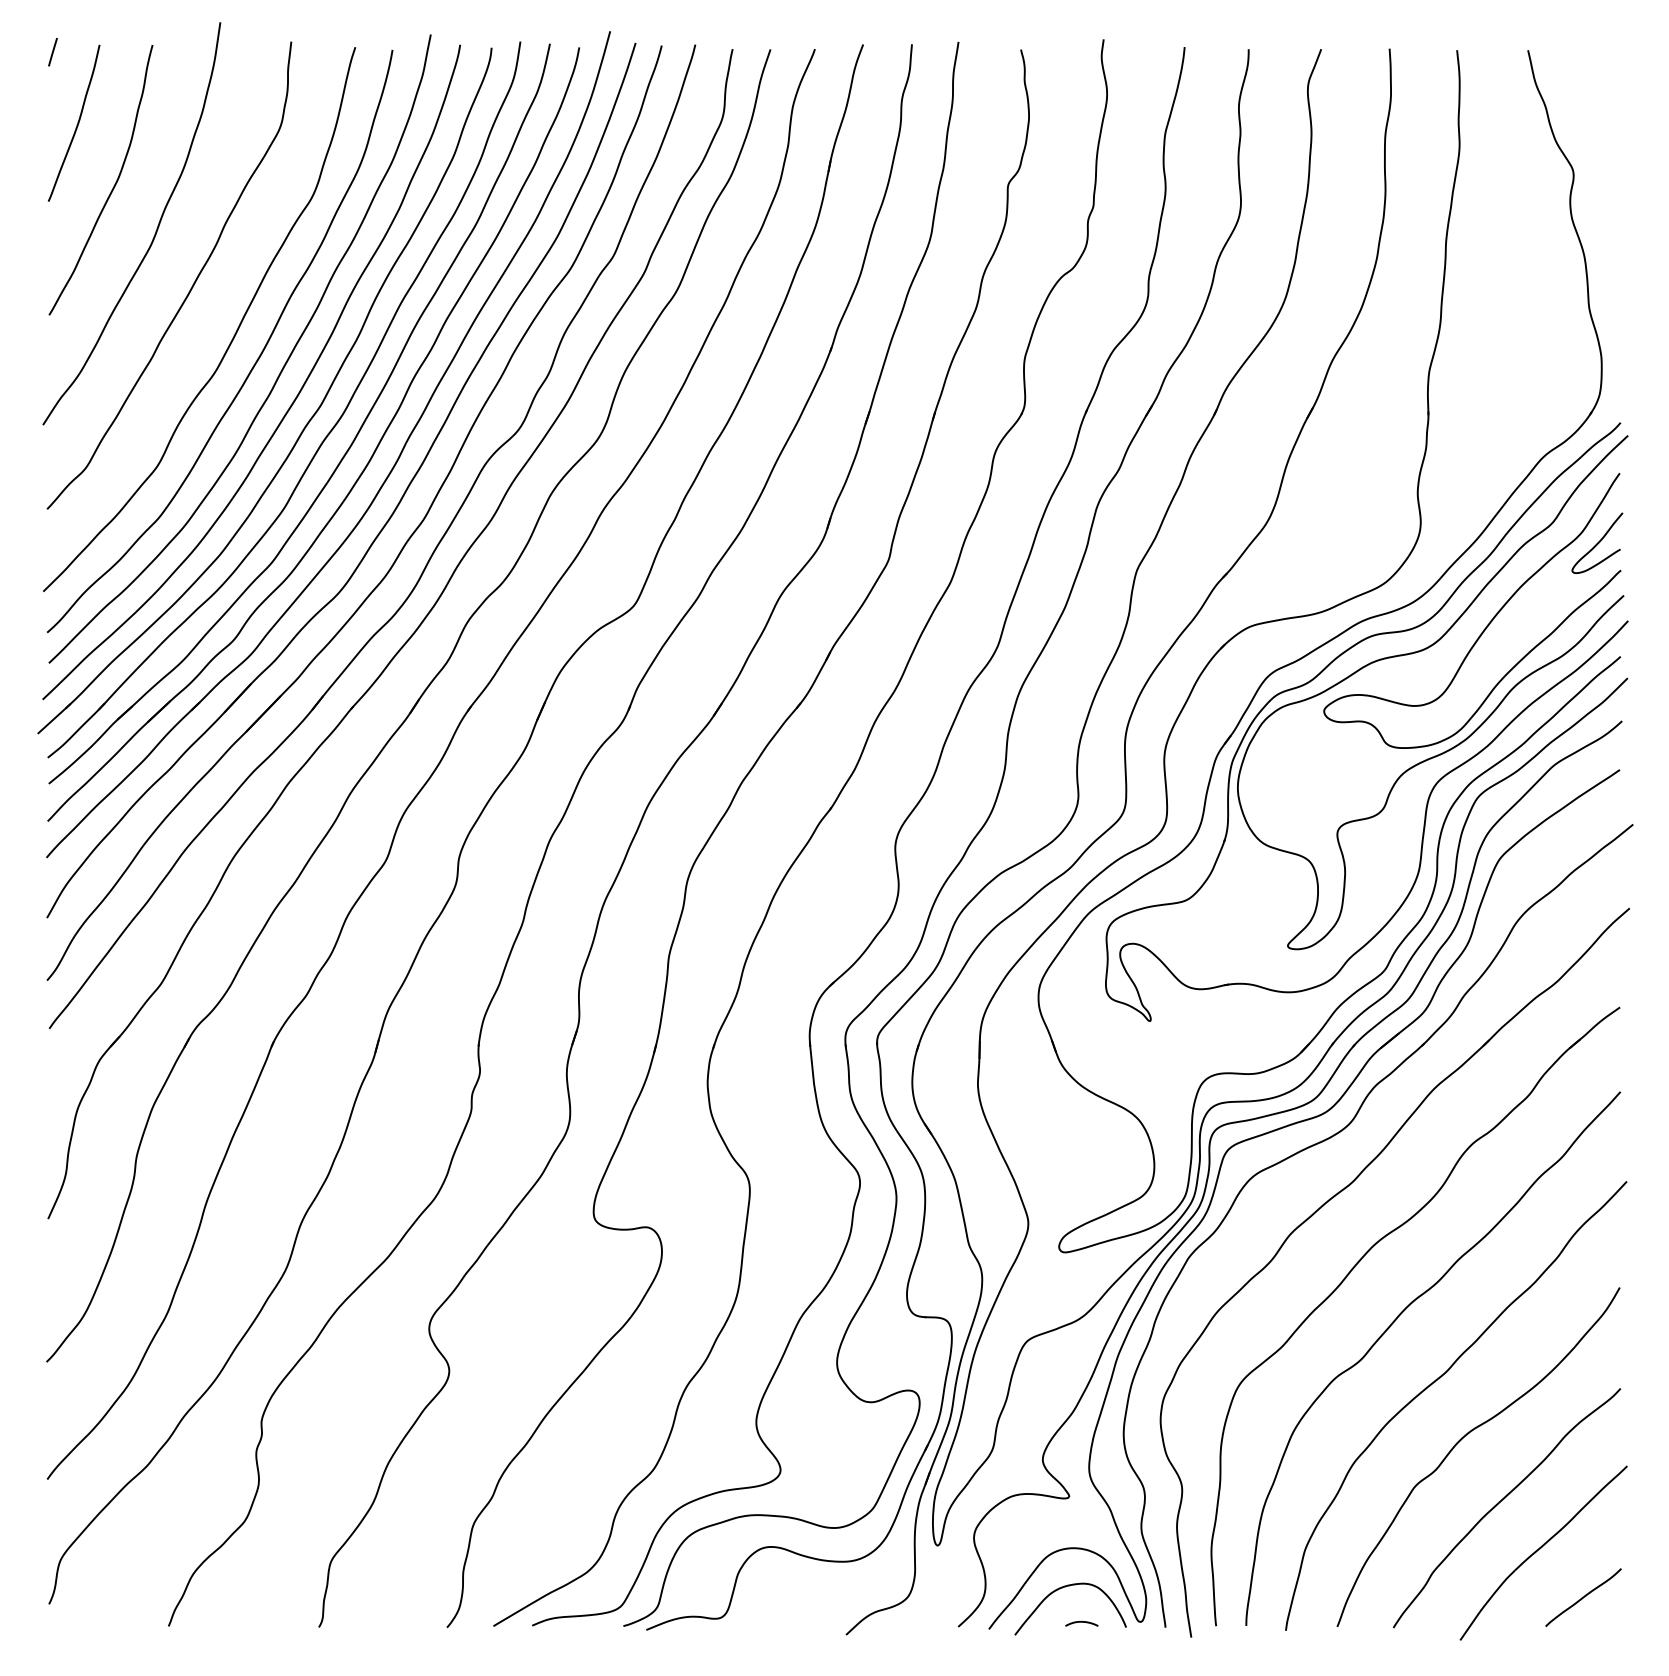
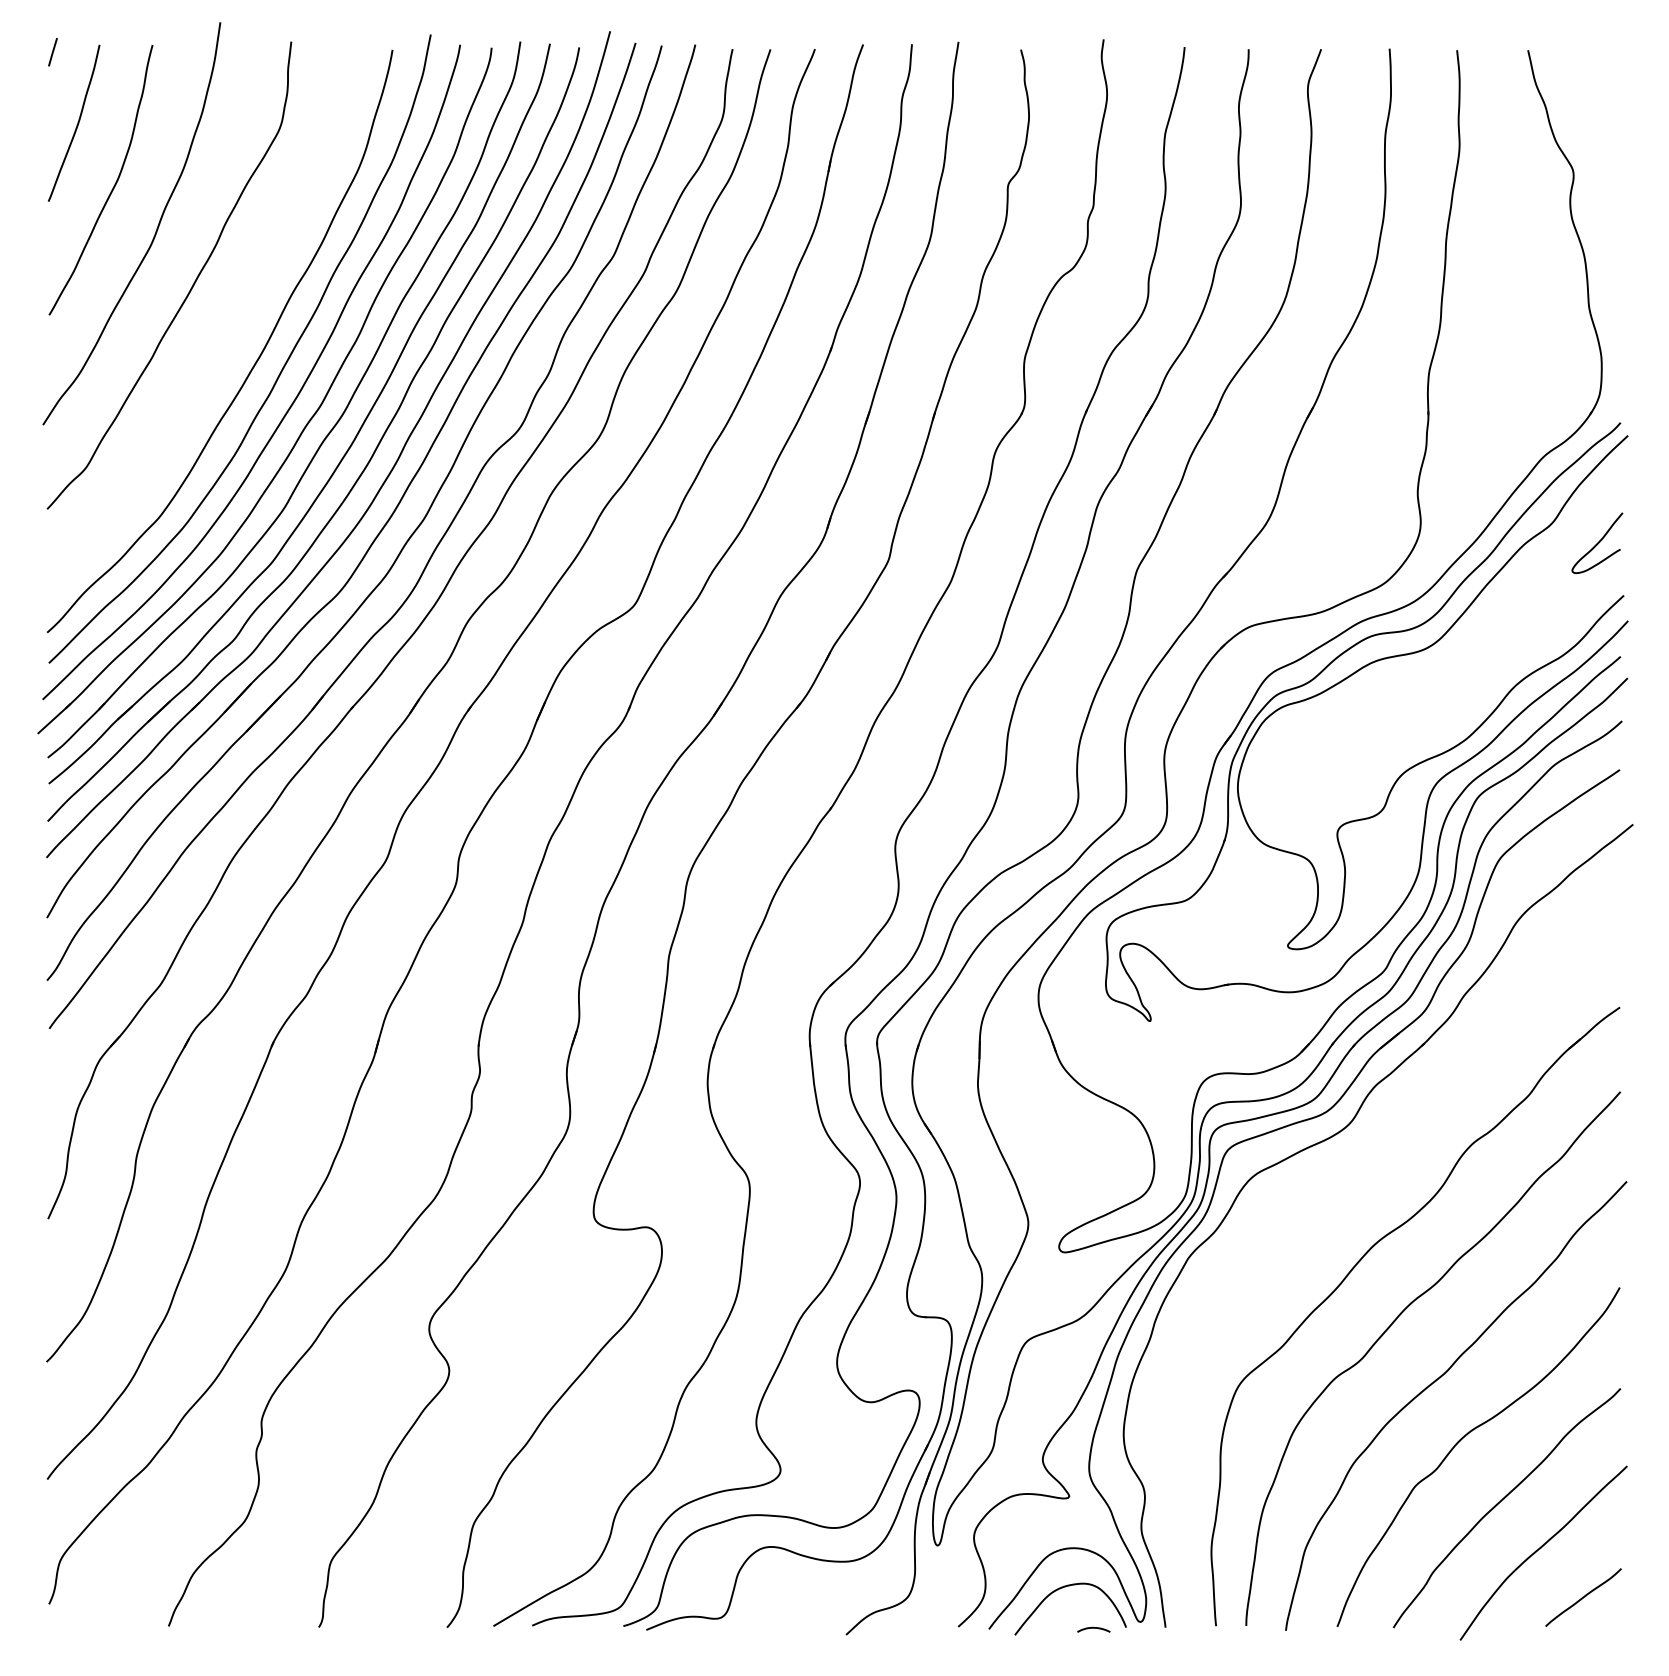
curve: present -> none (233, 335)
curve: present -> none (1489, 621)
part: present -> none (1333, 1198)
curve position: (1081, 1622) -> (1093, 1628) (1093, 1628)
